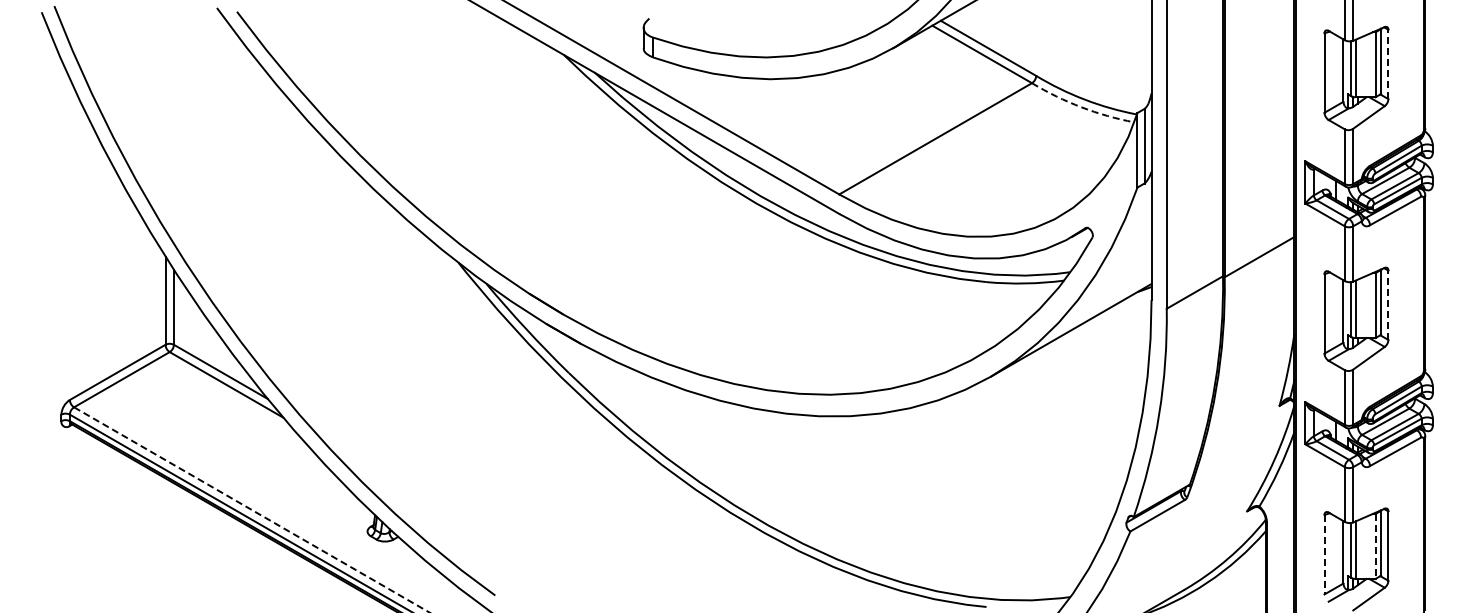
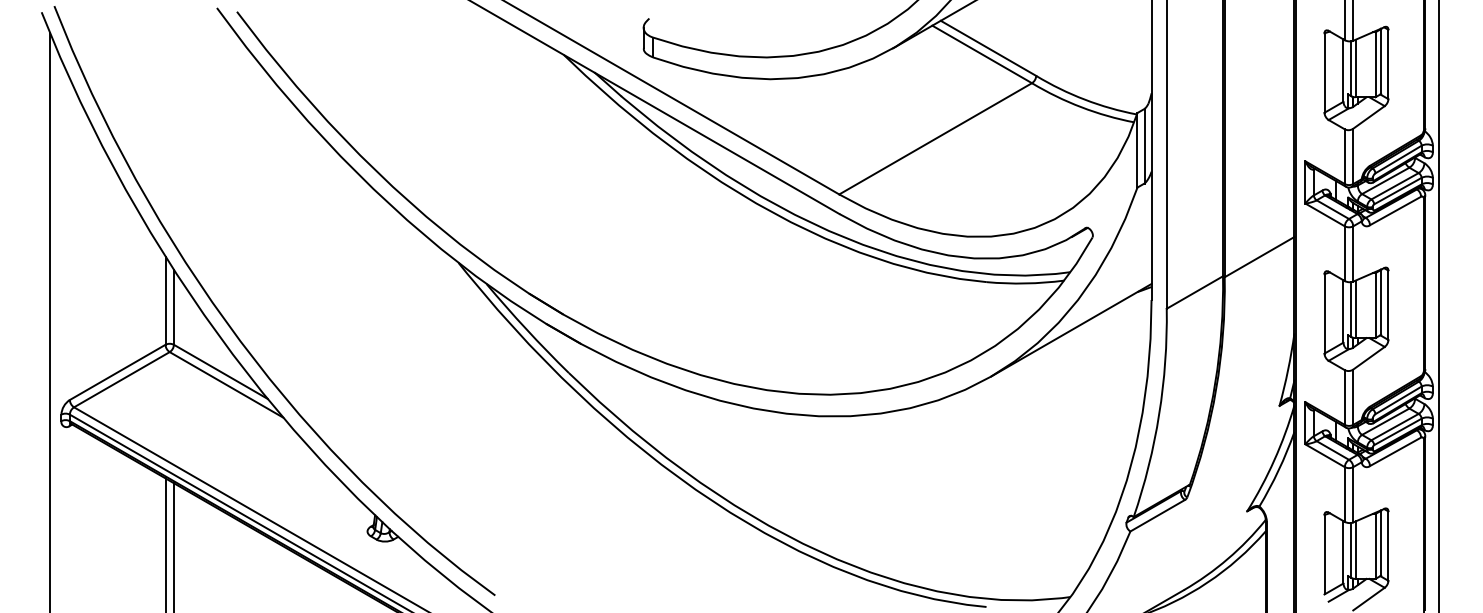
line: dashed -> solid (1388, 64)
arc: dashed -> solid (1081, 107)
line: dashed -> solid (1388, 305)
line: none -> present (1438, 305)
line: none -> present (50, 321)
line: dashed -> solid (252, 510)
line: none -> present (165, 543)
line: none -> present (173, 546)
line: dashed -> solid (1375, 546)
line: dashed -> solid (1324, 554)
